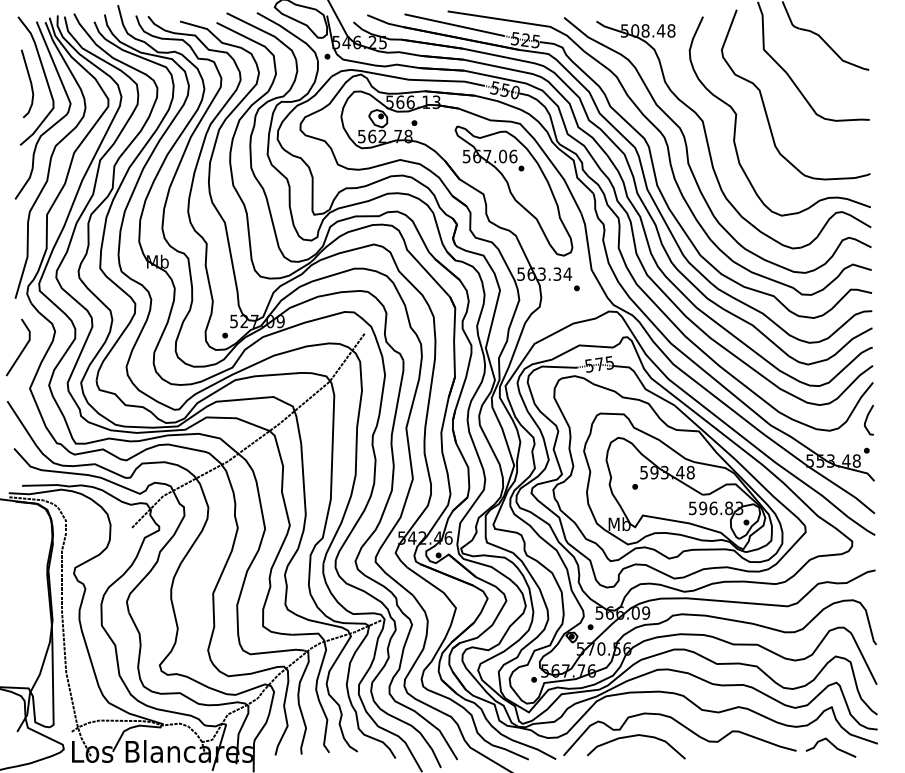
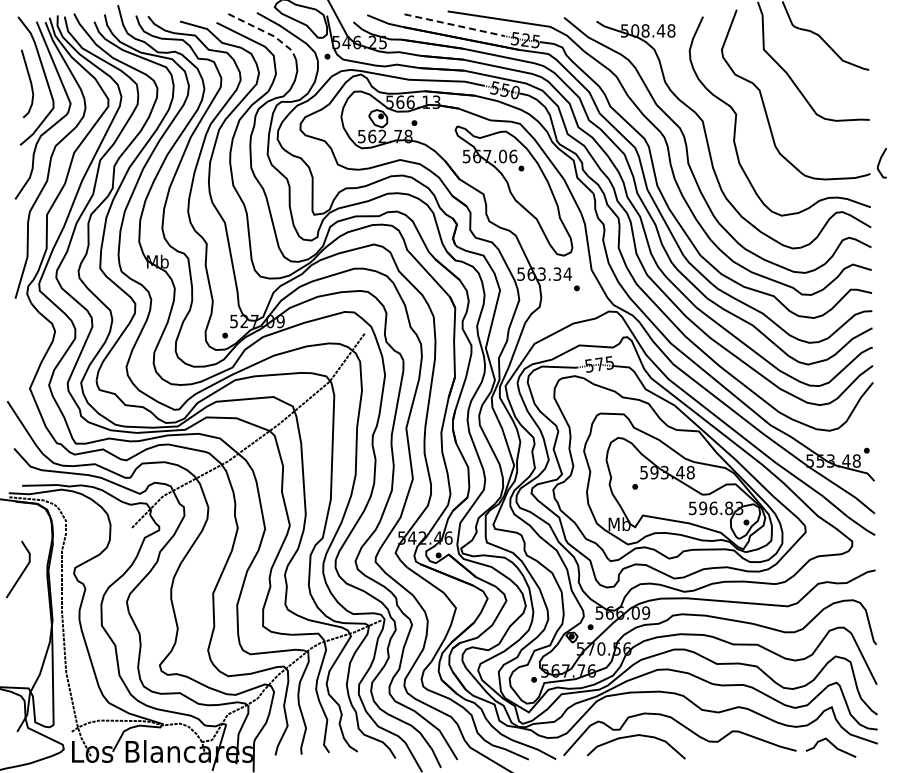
line: solid -> dashed (454, 25)
line: solid -> dashed (266, 32)
line position: (21, 350) -> (21, 572) (21, 572)
curve position: (867, 419) -> (880, 162) (880, 162)
